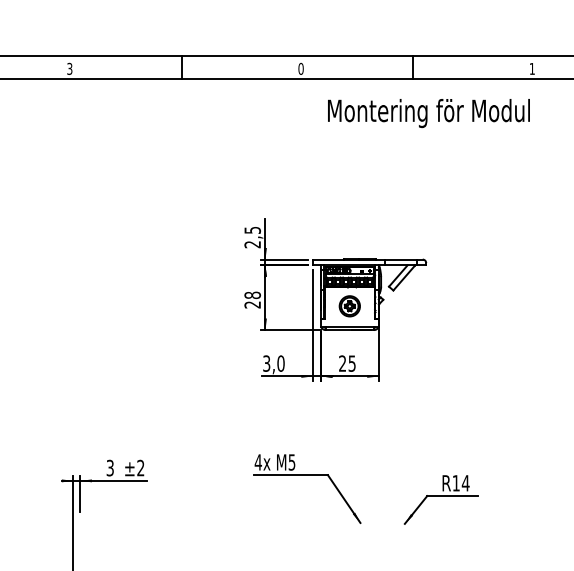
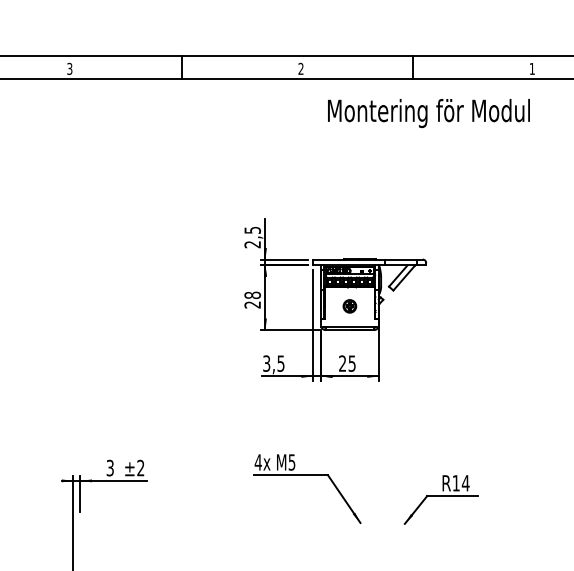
text: 0 -> 2 (300, 68)
part size: 23x23 px -> 16x15 px (349, 306)
text: 3,0 -> 3,5 (280, 363)
